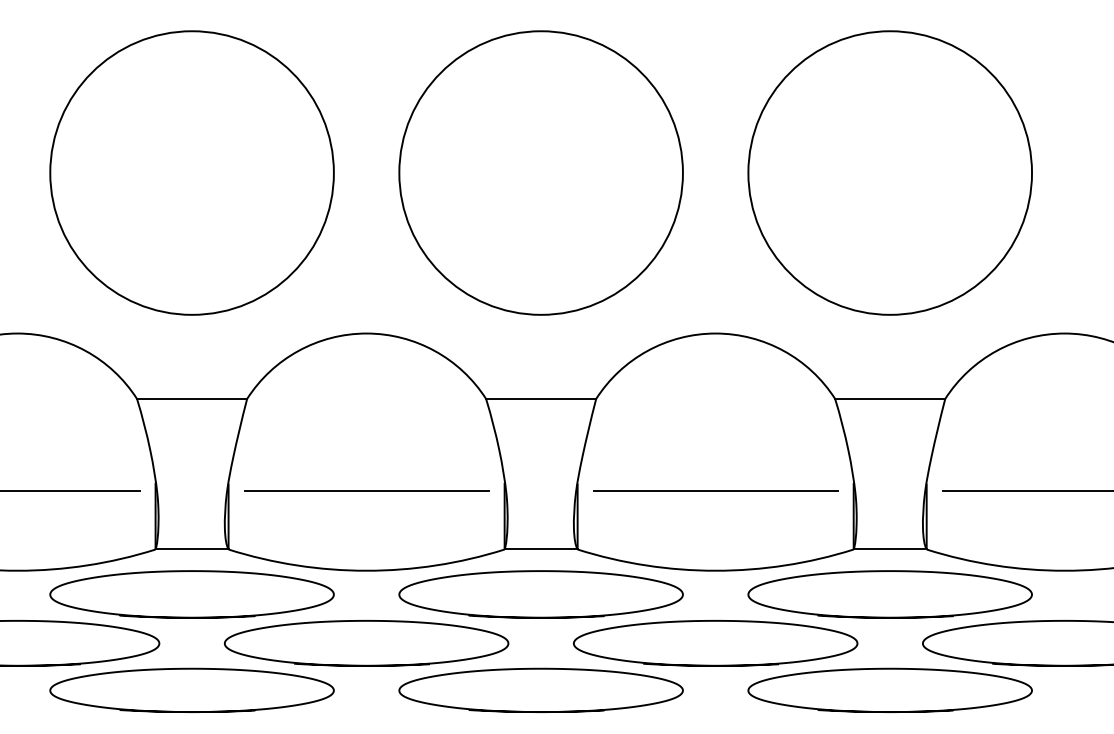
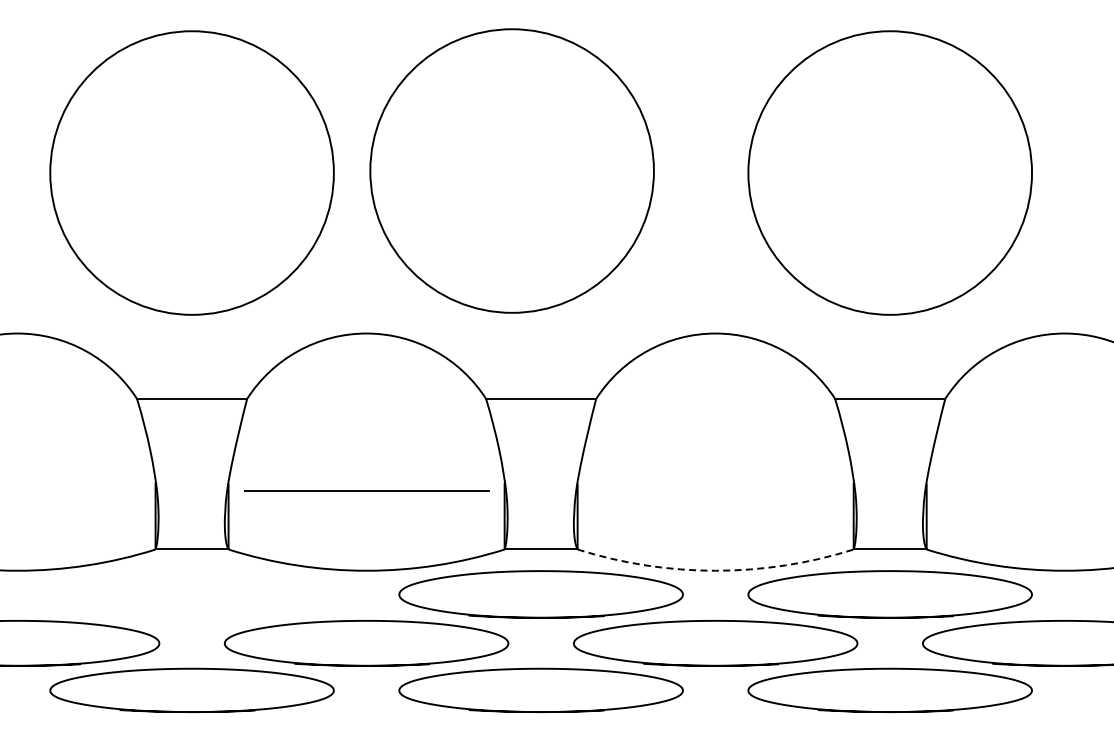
circle position: (540, 172) -> (511, 170) (511, 170)
line: present -> none (71, 491)
line: present -> none (716, 491)
line: present -> none (1026, 491)
arc: solid -> dashed (715, 570)
part: present -> none (191, 594)
